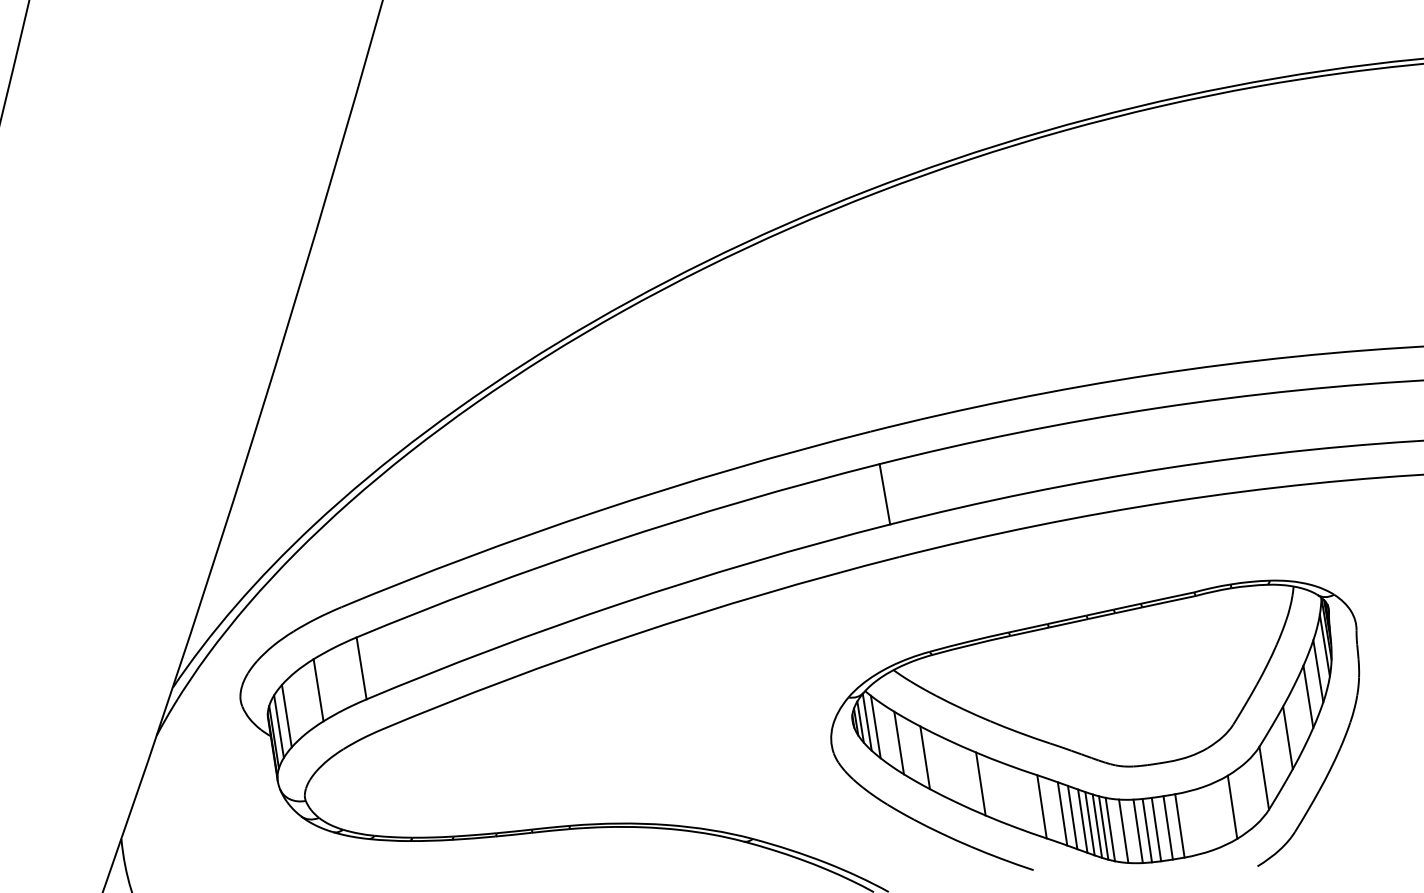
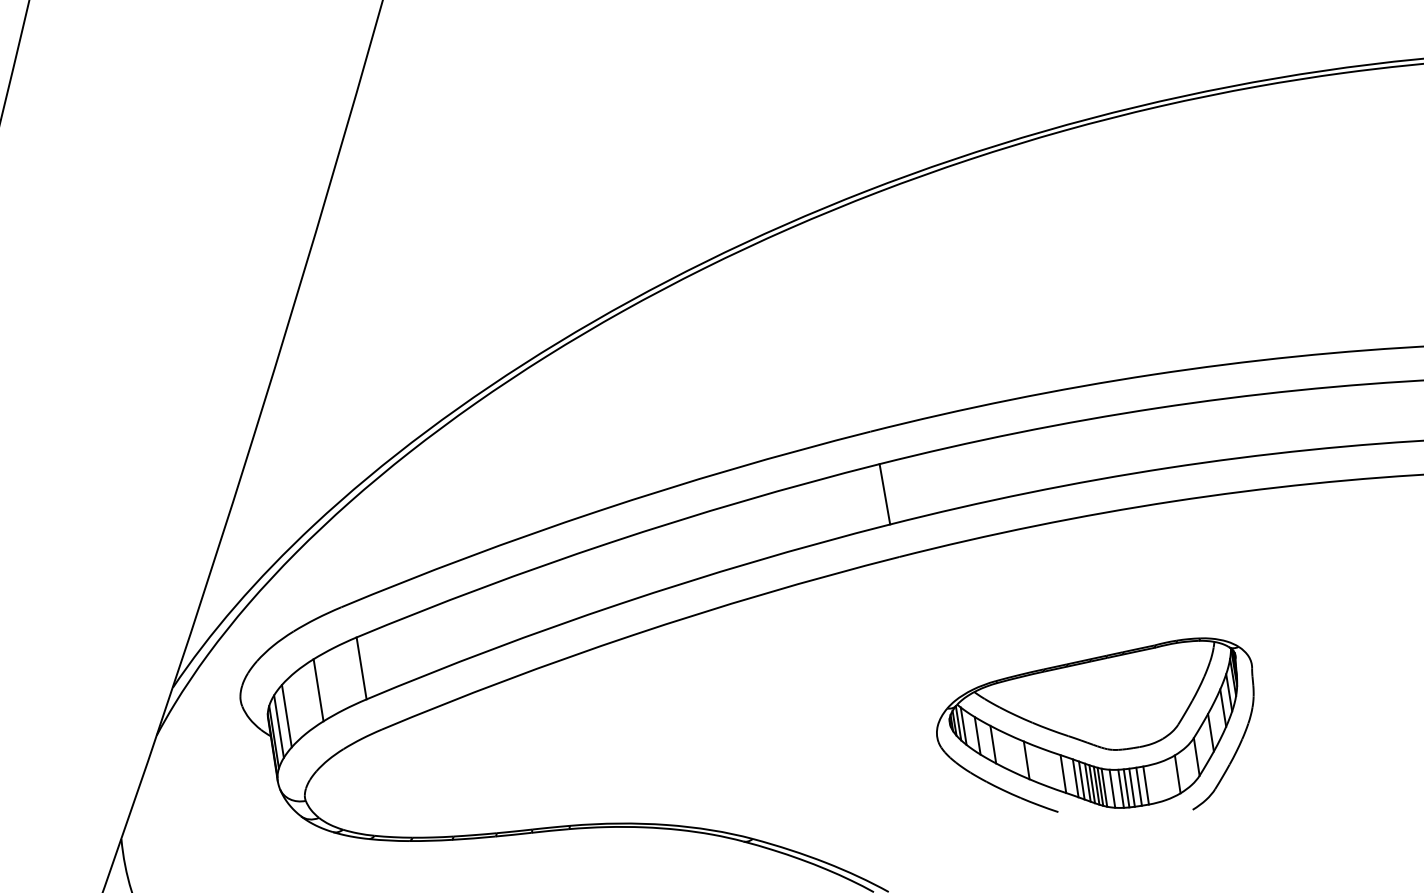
part size: 531x292 px -> 319x176 px (1095, 724)
